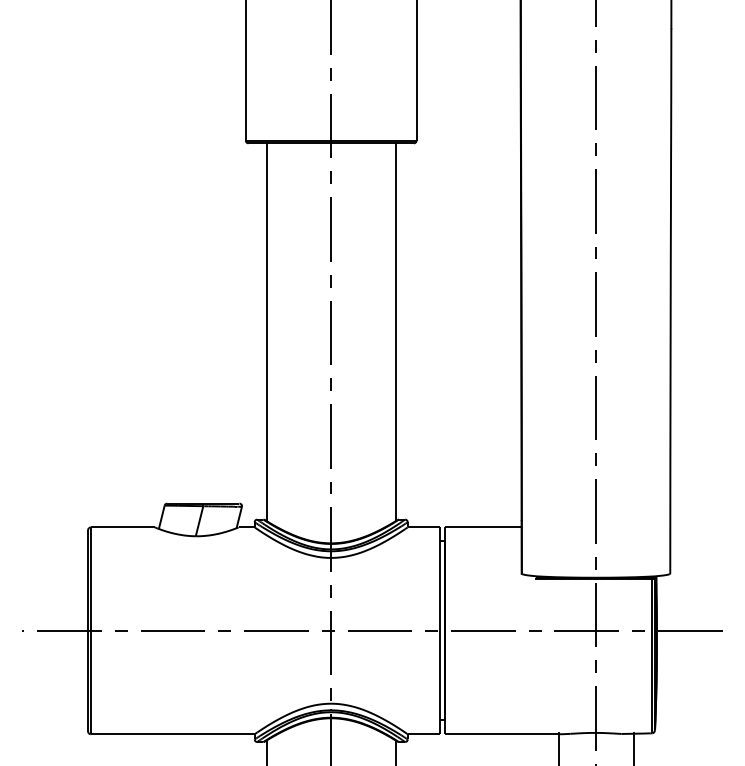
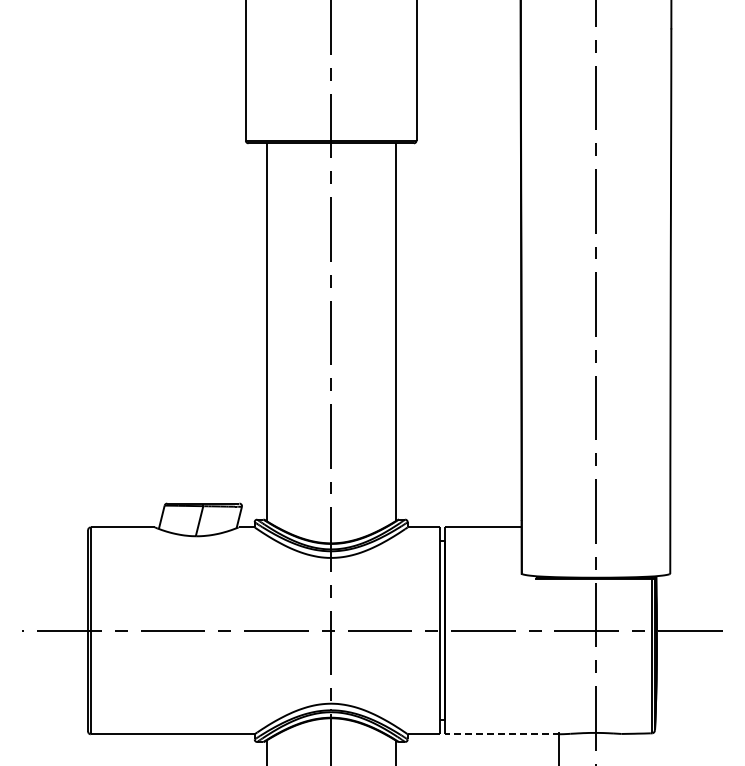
line: solid -> dashed (502, 734)
line: present -> none (633, 747)
